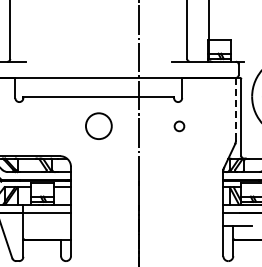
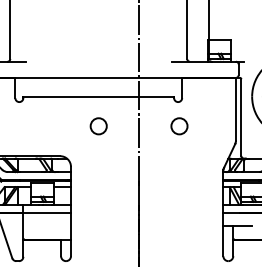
line: dashed -> solid (235, 109)
circle size: 28x28 px -> 19x19 px (98, 126)
circle size: 13x13 px -> 19x19 px (179, 126)
